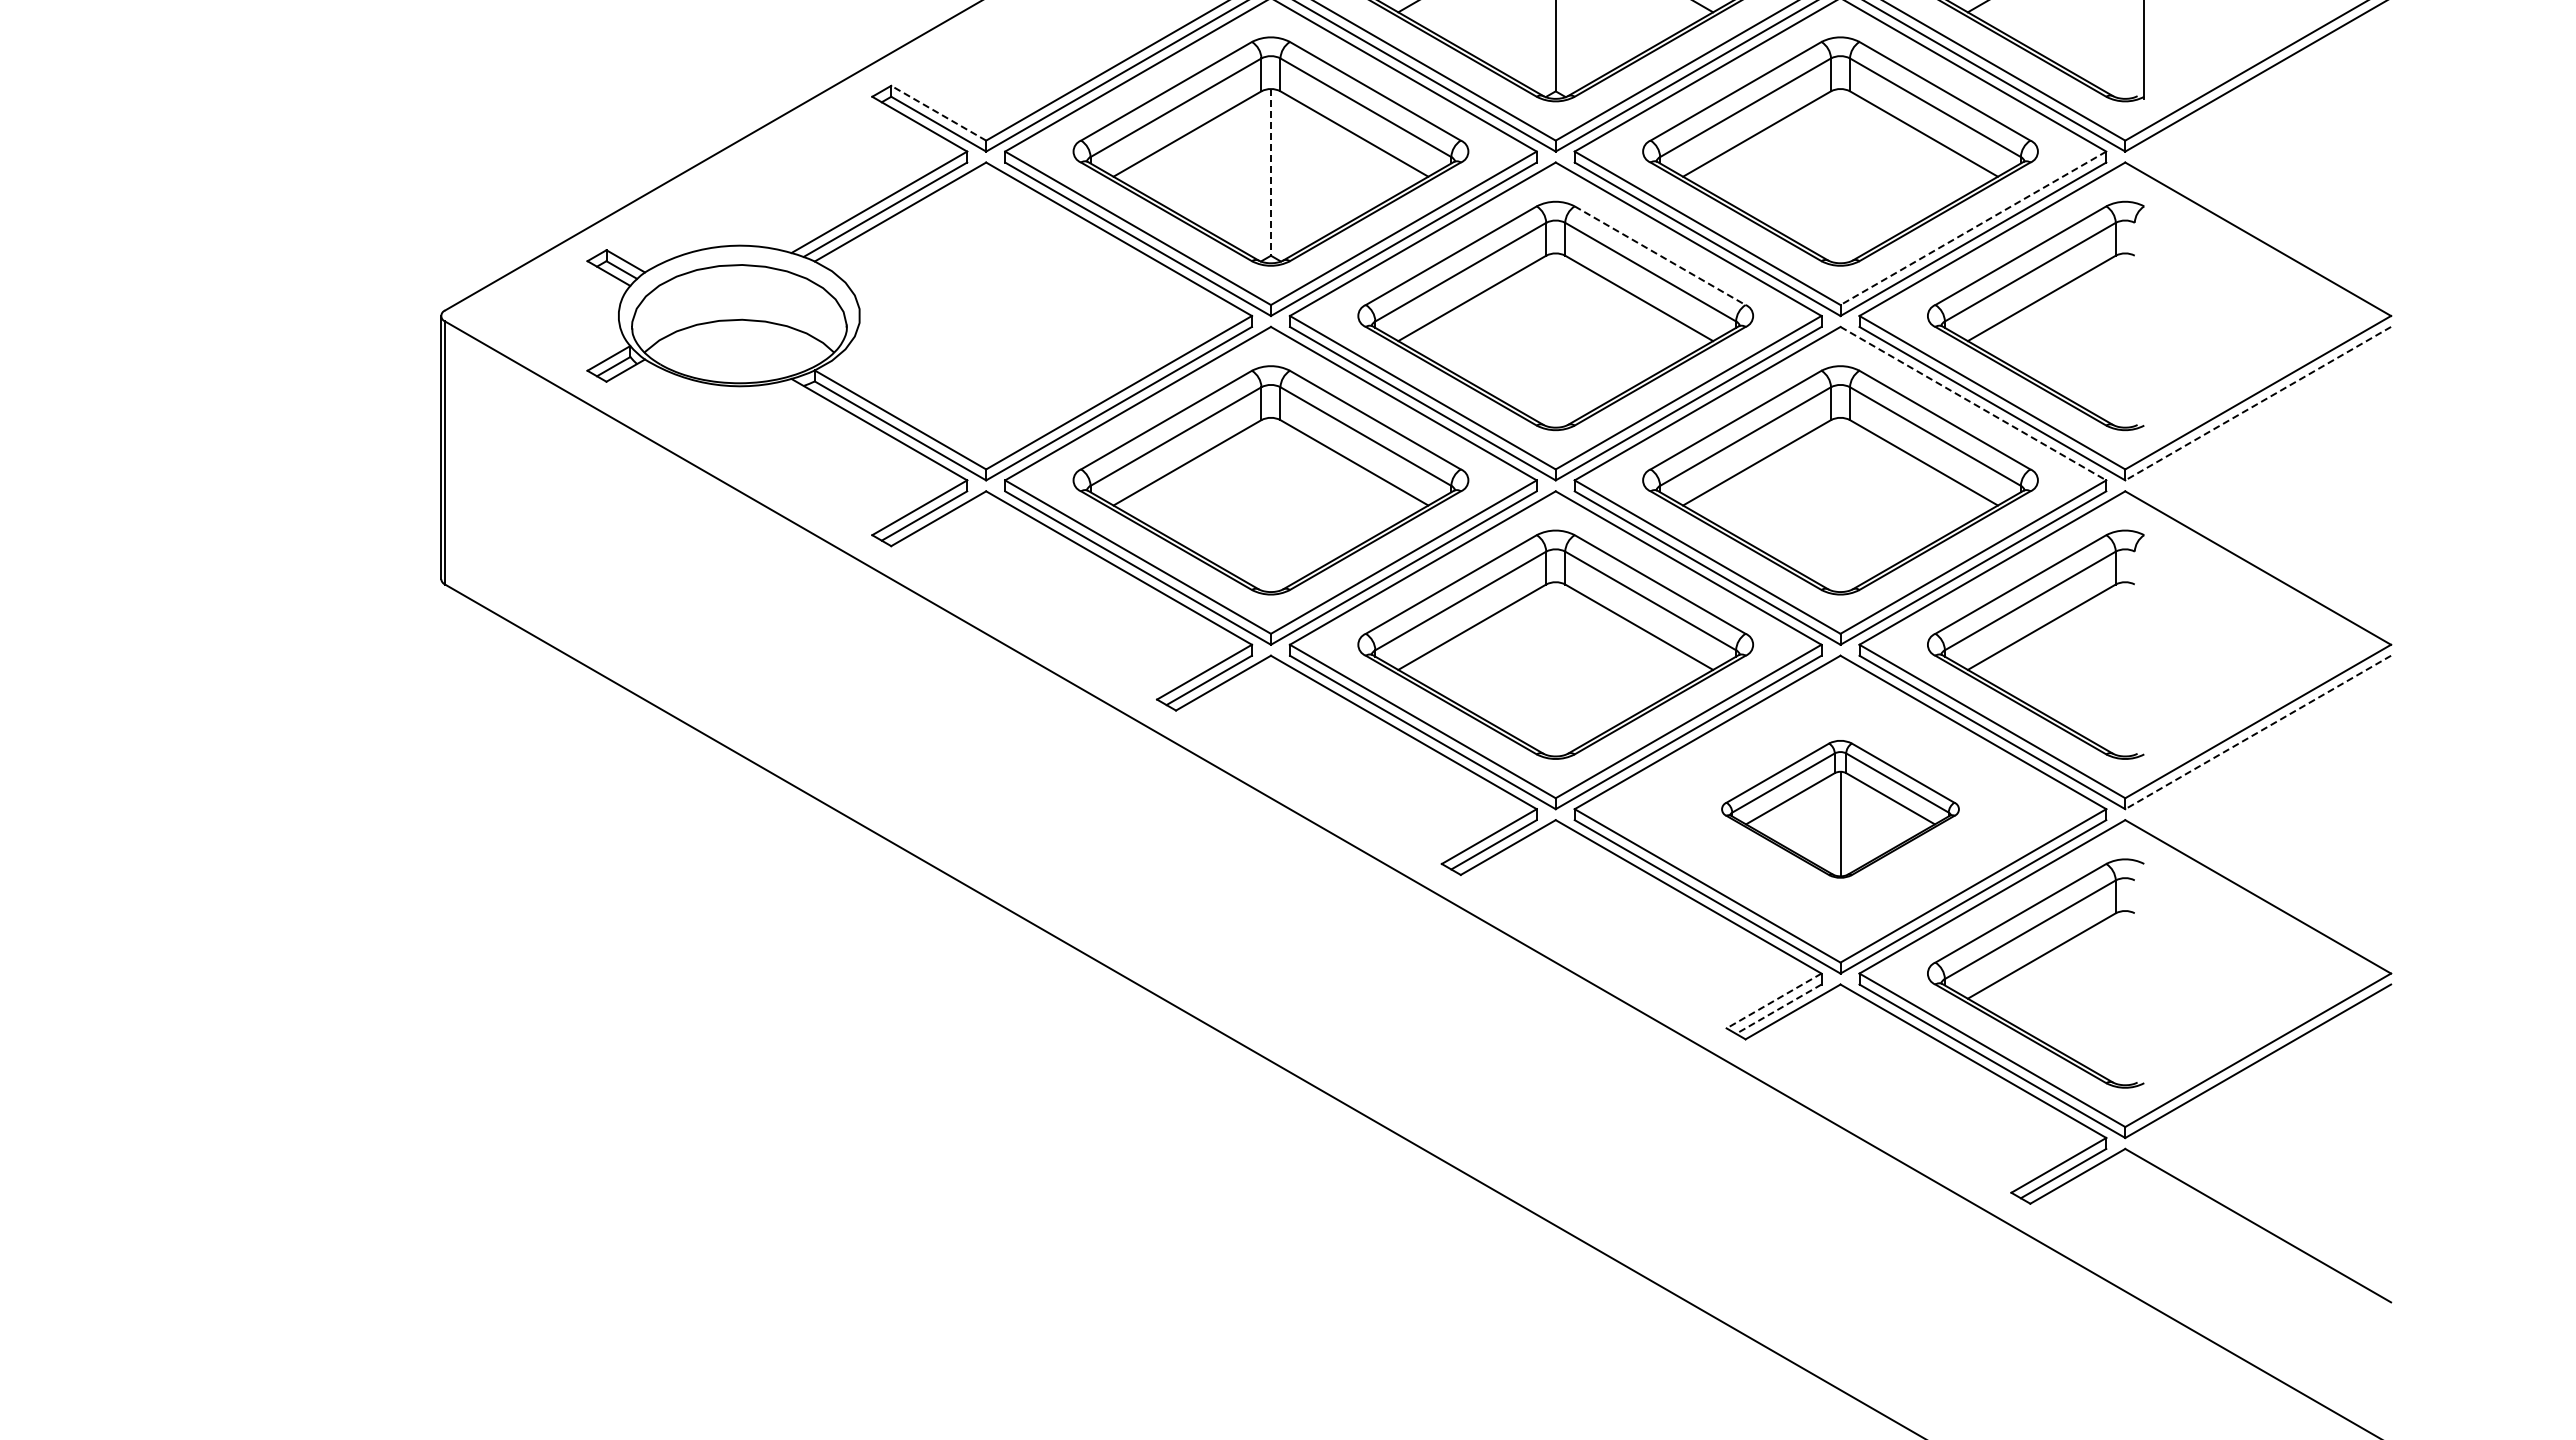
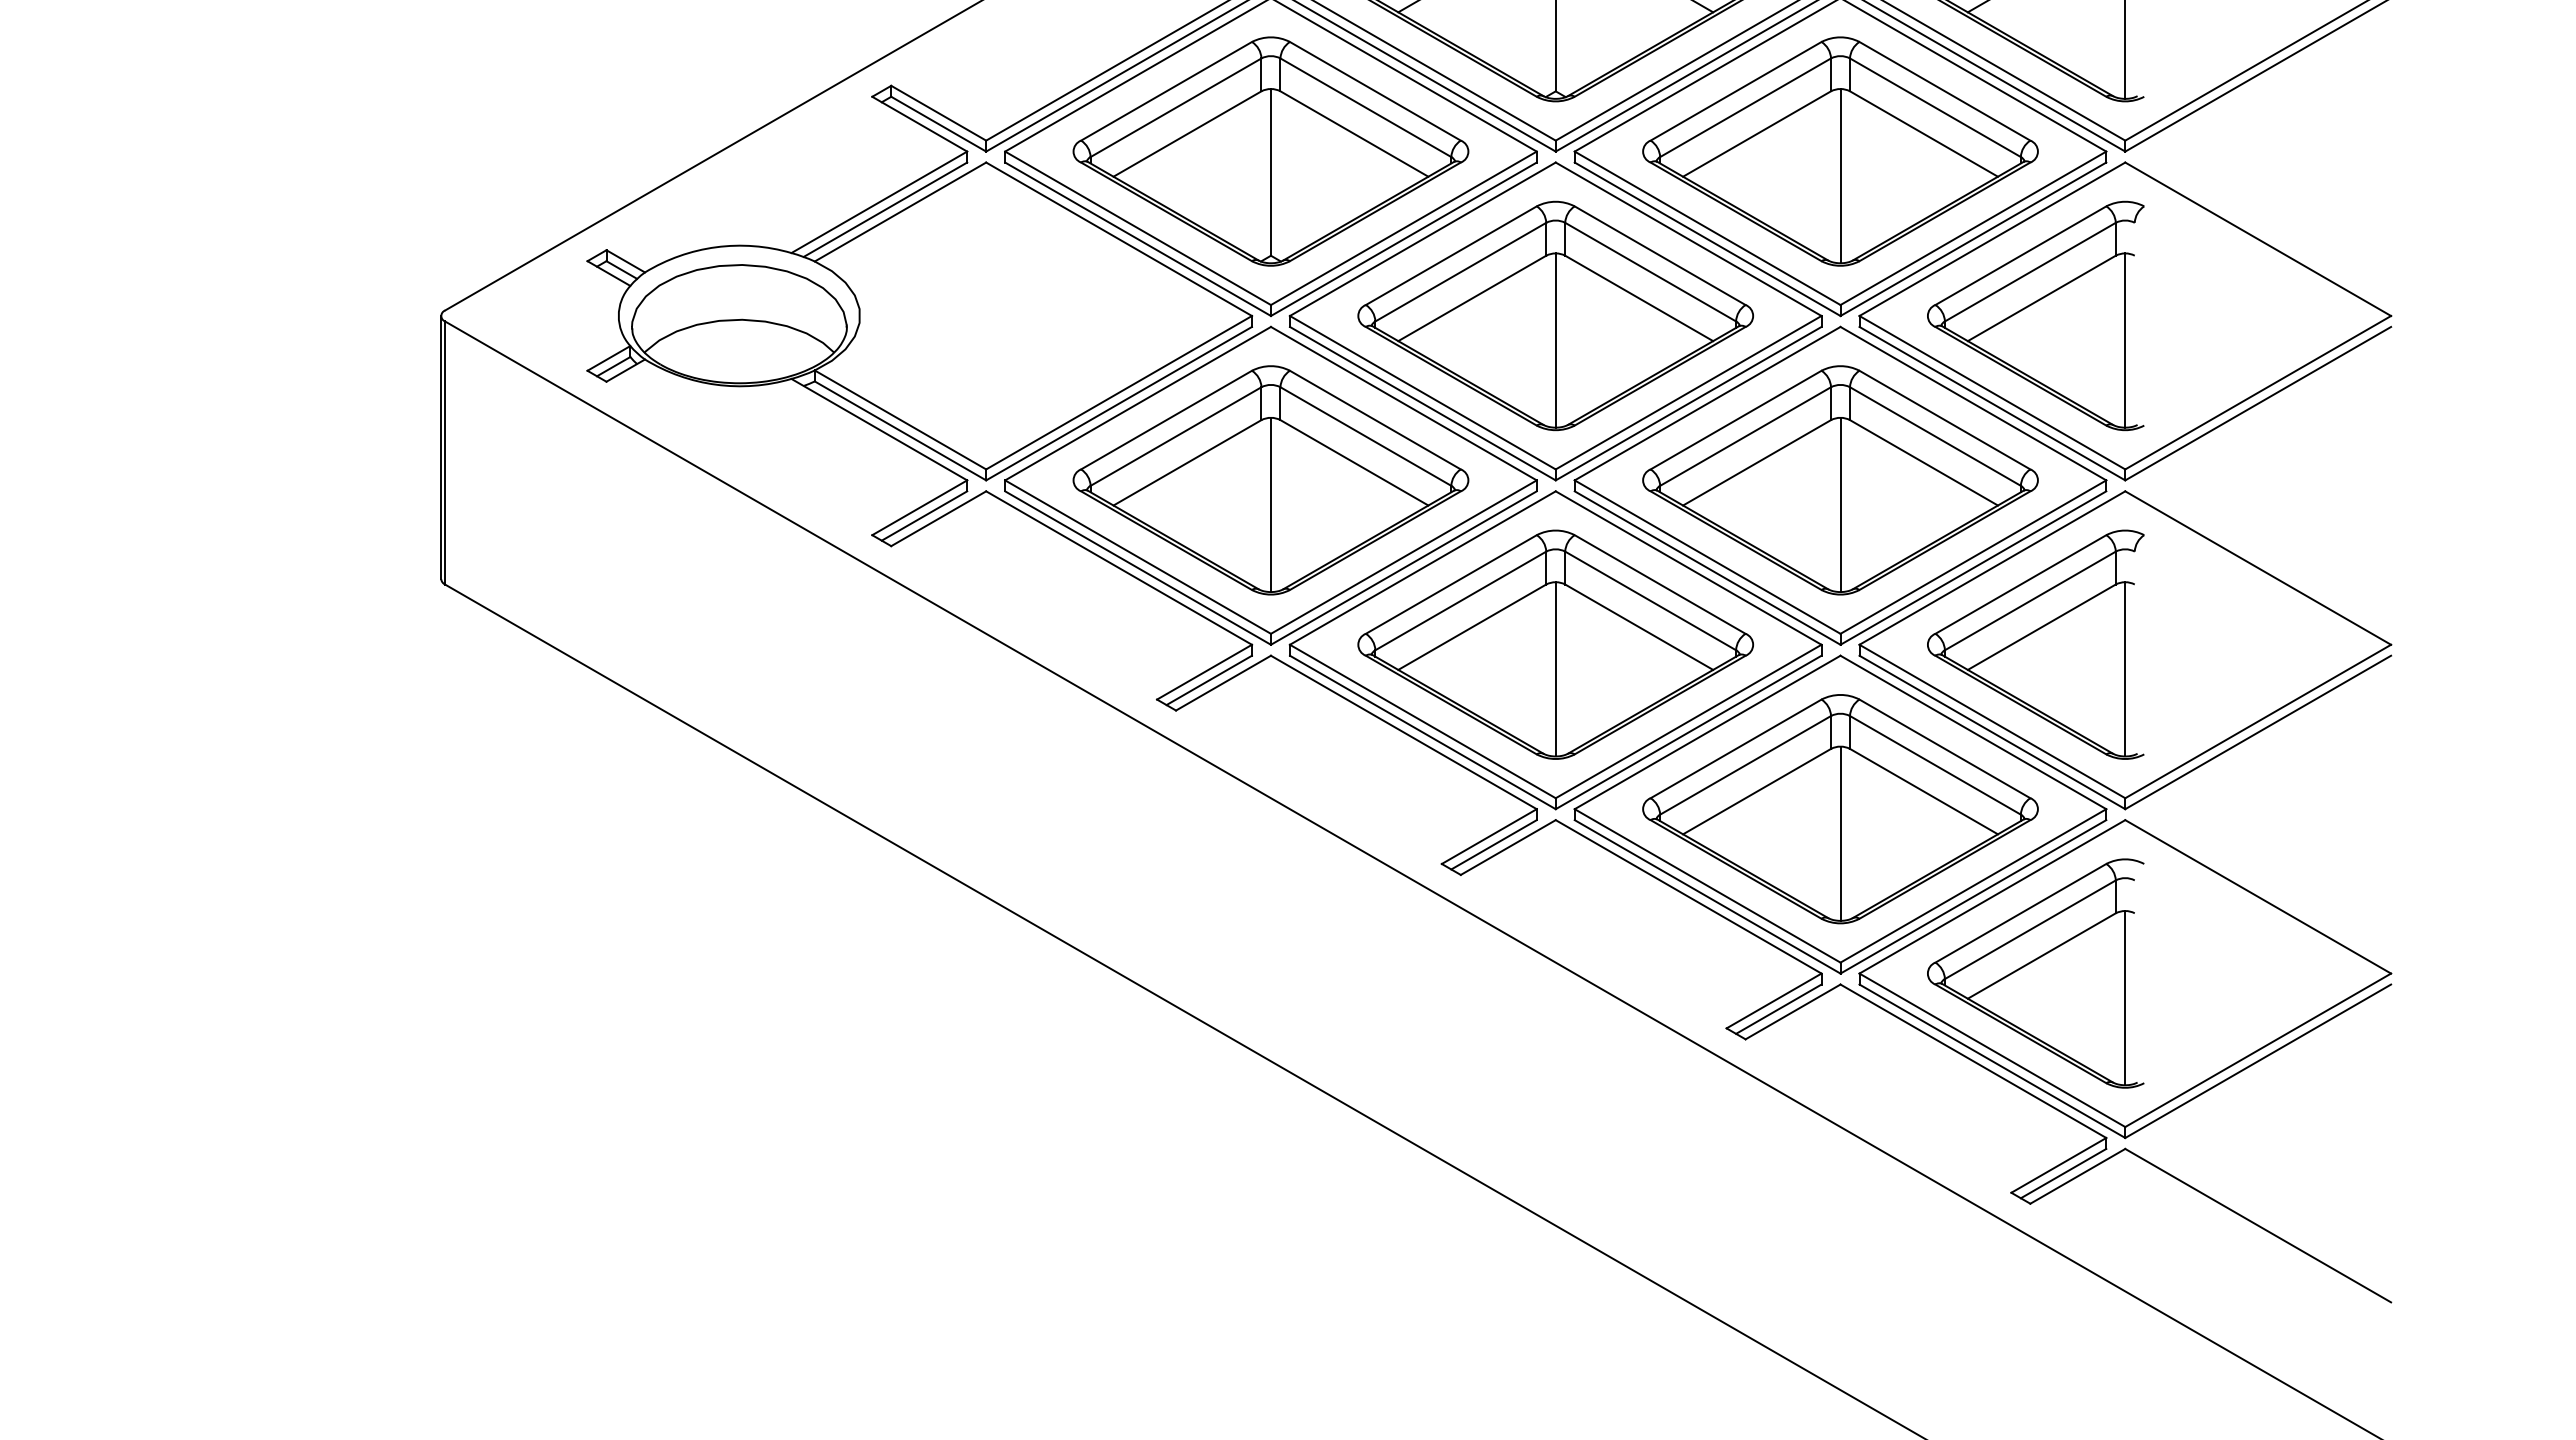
line position: (2144, 50) -> (2125, 50) (2125, 50)
line: dashed -> solid (938, 113)
line: dashed -> solid (1270, 172)
line: none -> present (1840, 176)
line: dashed -> solid (1972, 228)
line: dashed -> solid (1660, 255)
line: none -> present (1555, 340)
line: none -> present (2125, 340)
line: dashed -> solid (1973, 403)
line: dashed -> solid (2257, 403)
line: none -> present (1270, 504)
line: none -> present (1840, 504)
line: none -> present (1555, 669)
line: none -> present (2125, 669)
line: dashed -> solid (2257, 732)
part size: 239x139 px -> 397x231 px (1840, 809)
line: none -> present (2125, 998)
line: dashed -> solid (1774, 1000)
line: dashed -> solid (1778, 1009)
